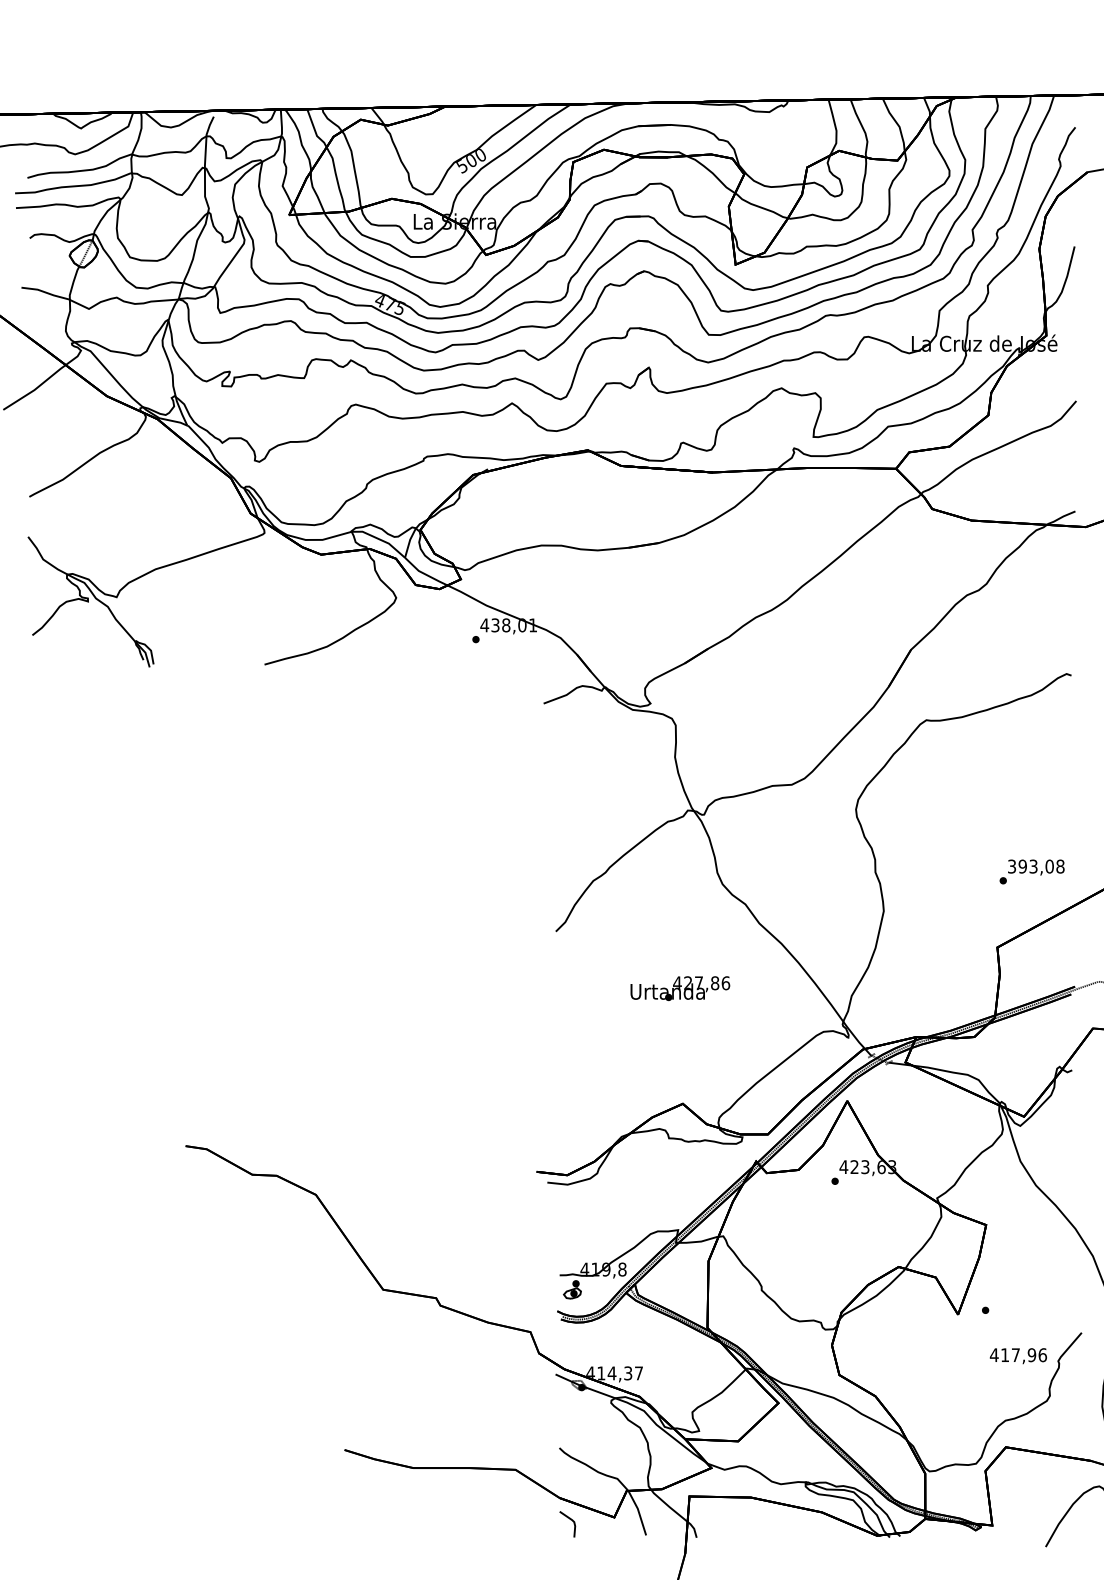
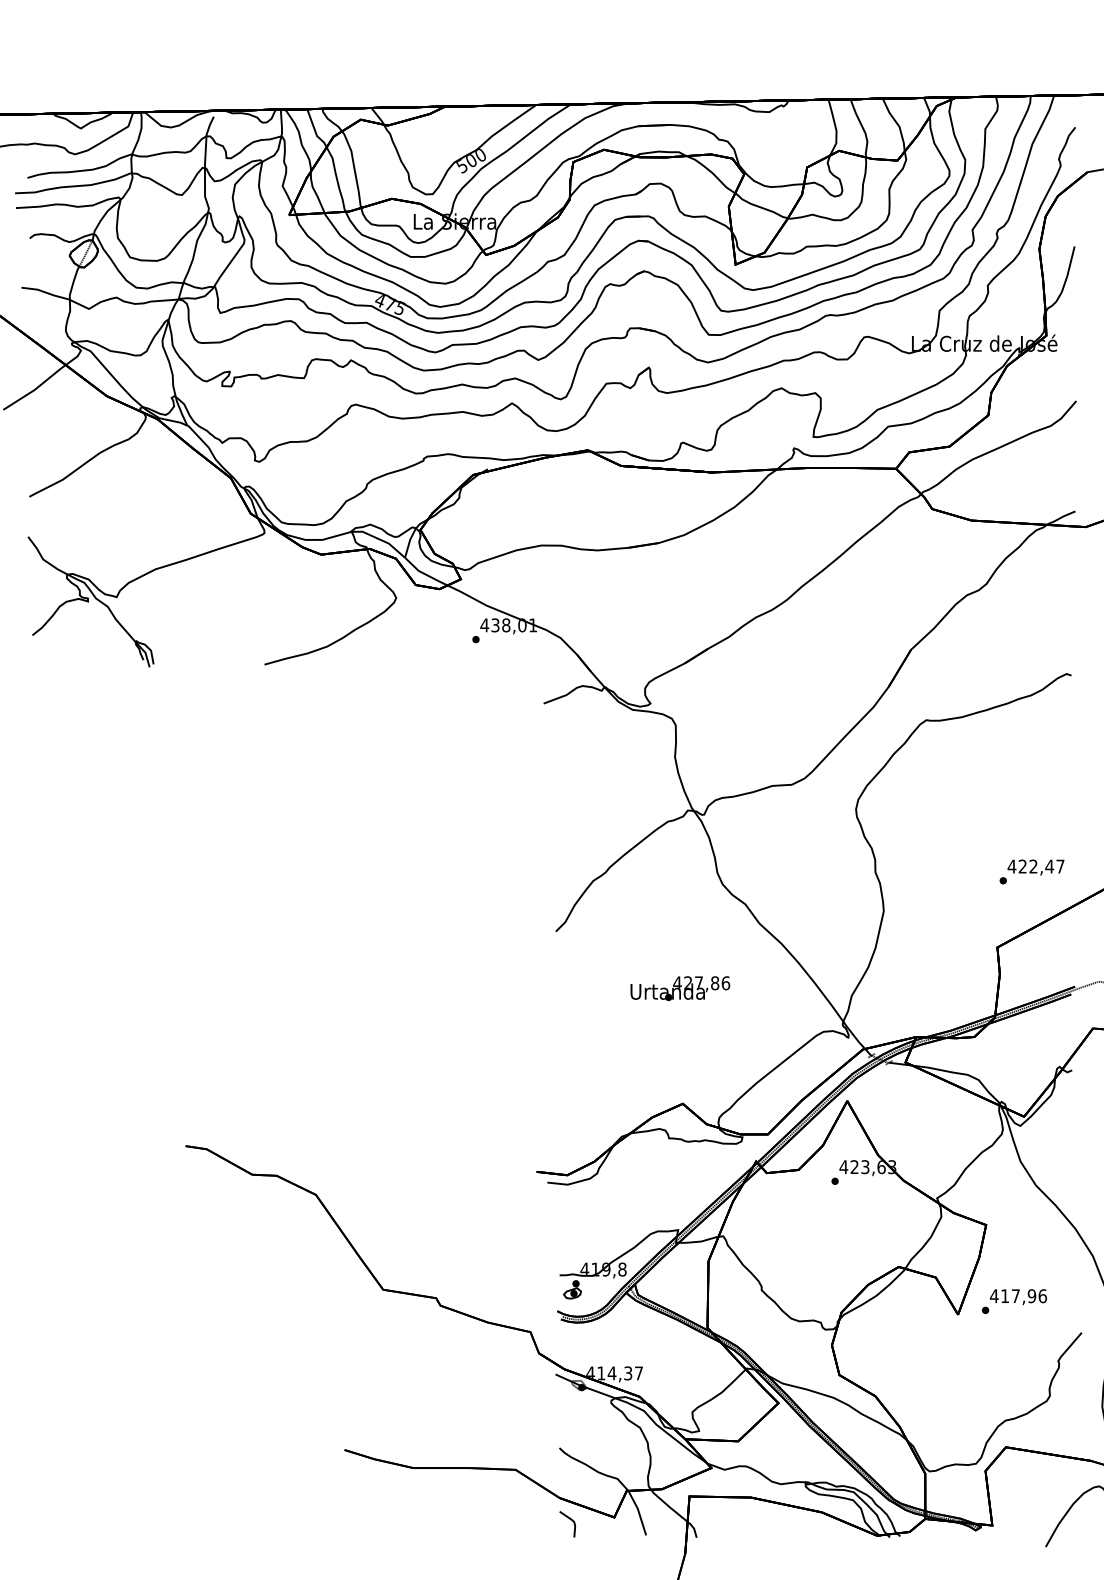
text: 393,08 -> 422,47 (1035, 866)
text position: (1017, 1356) -> (1017, 1297) (1017, 1297)
